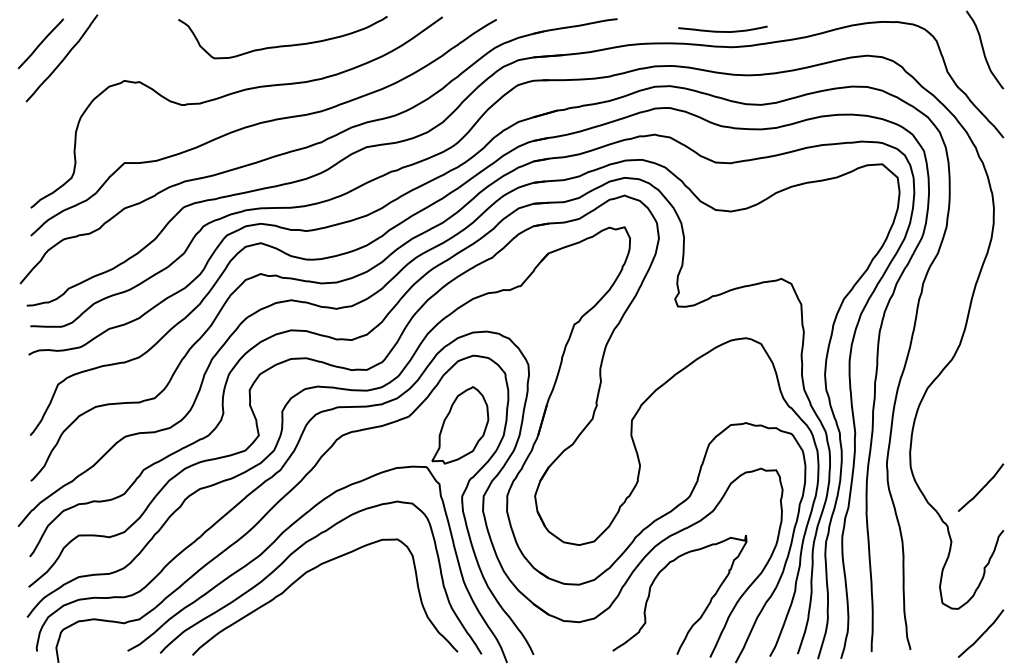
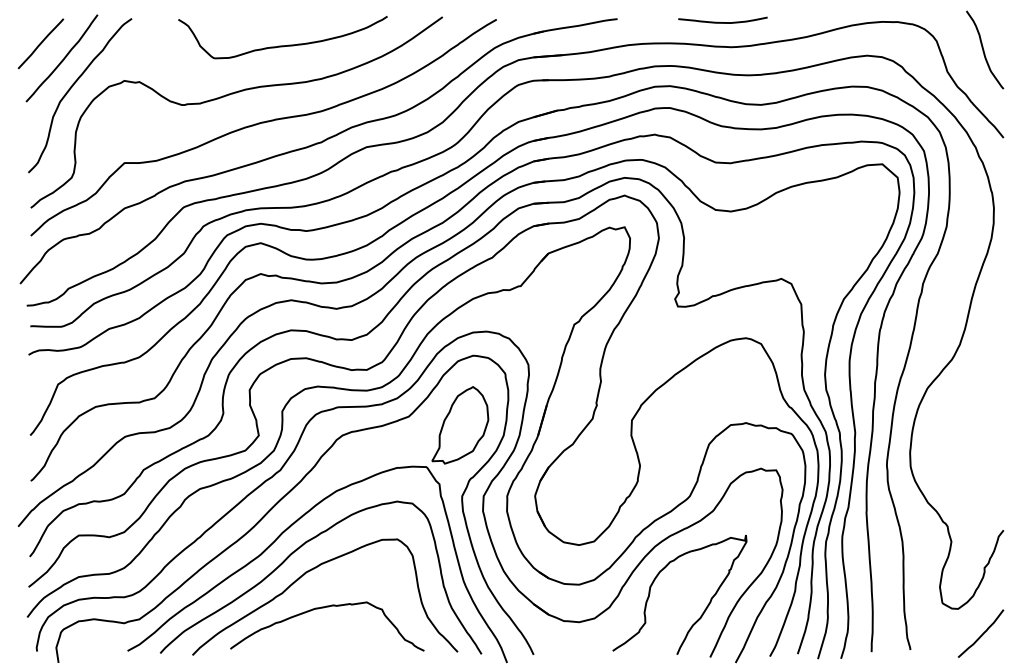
curve position: (722, 31) -> (722, 22) (722, 22)
curve: none -> present (72, 87)
curve: present -> none (981, 488)
curve: none -> present (324, 608)
